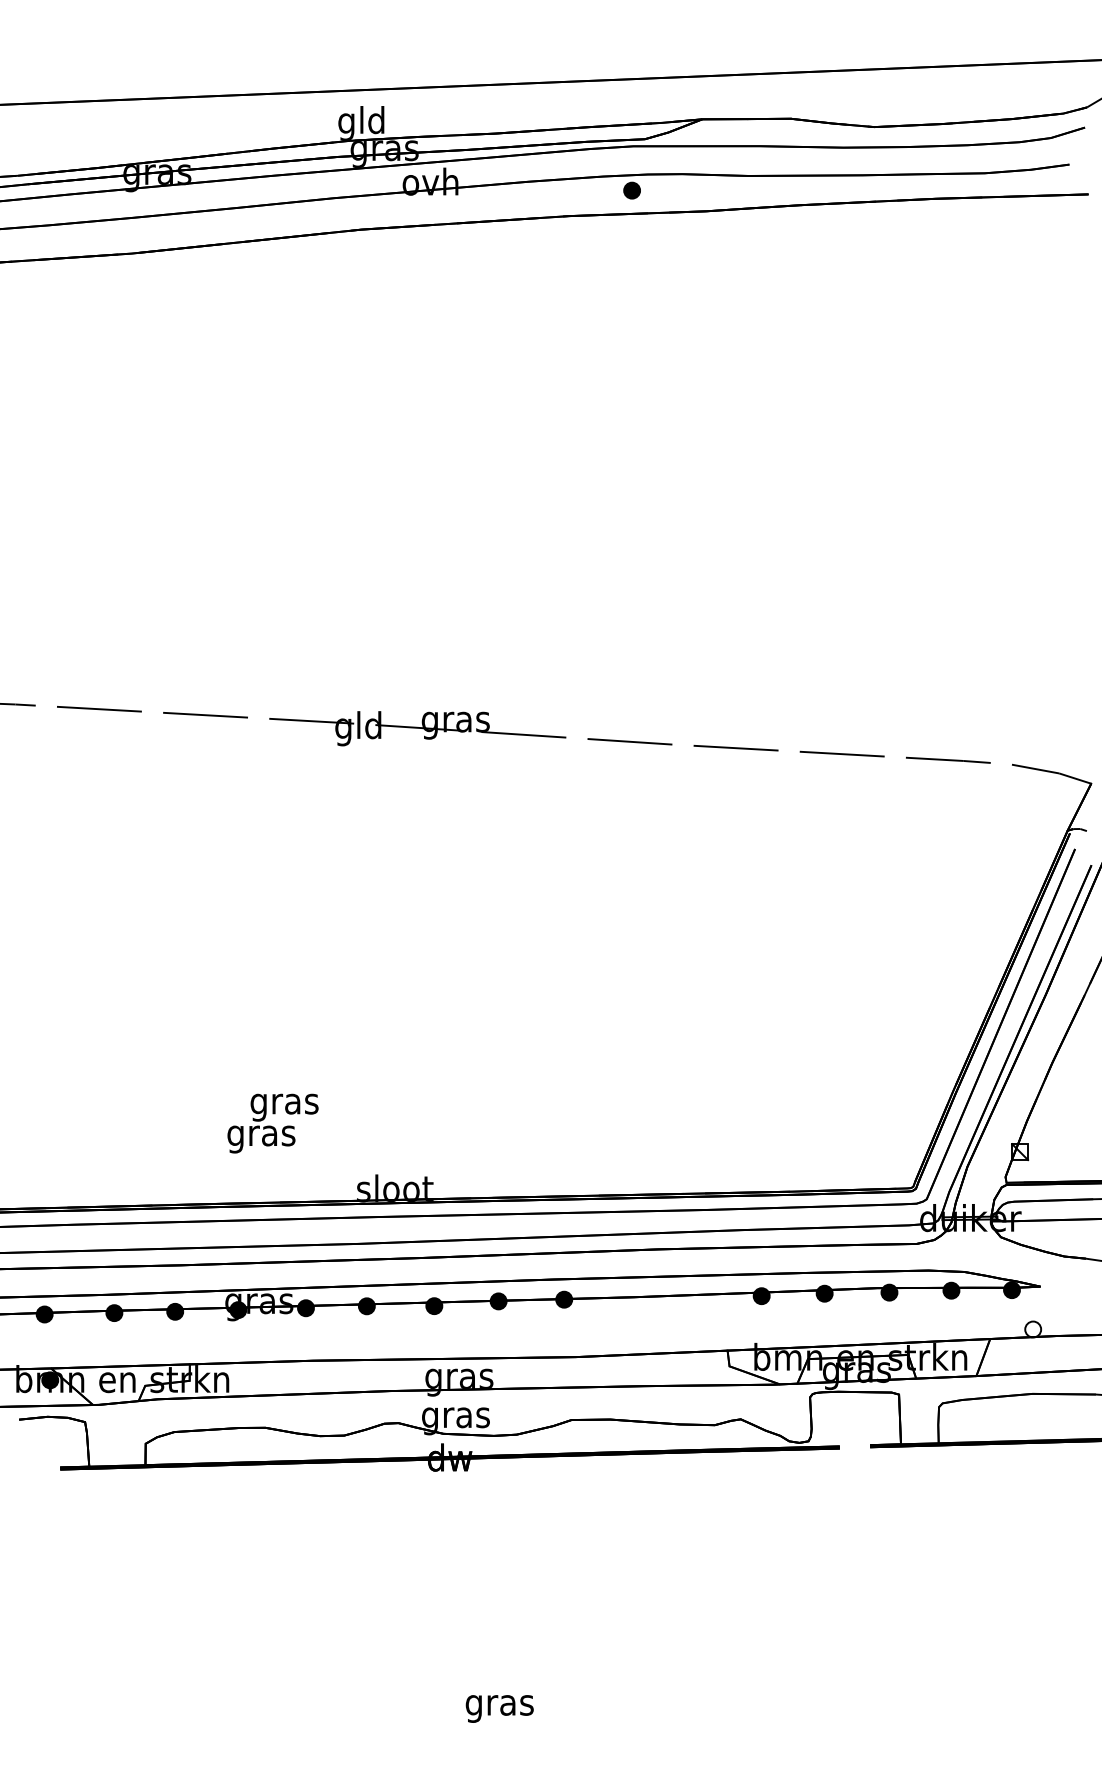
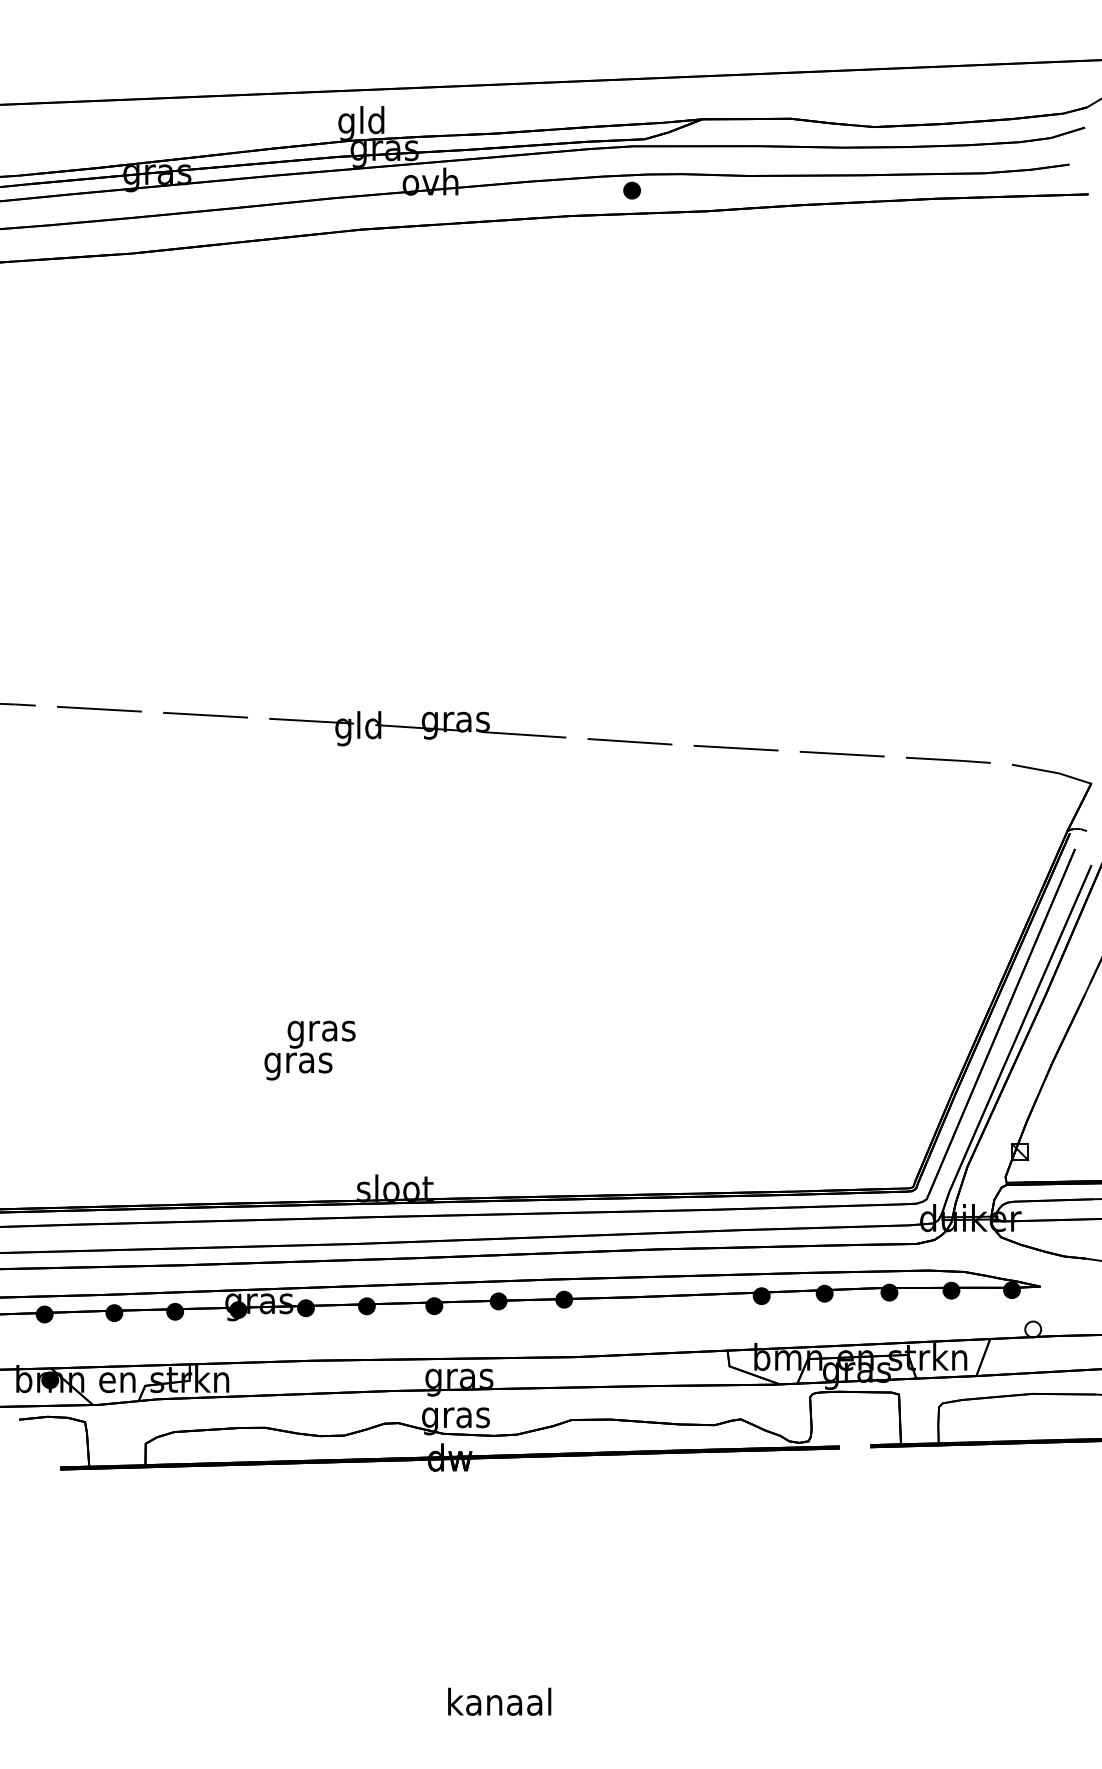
text position: (272, 1123) -> (309, 1050) (309, 1050)
text: gras -> kanaal (499, 1704)
